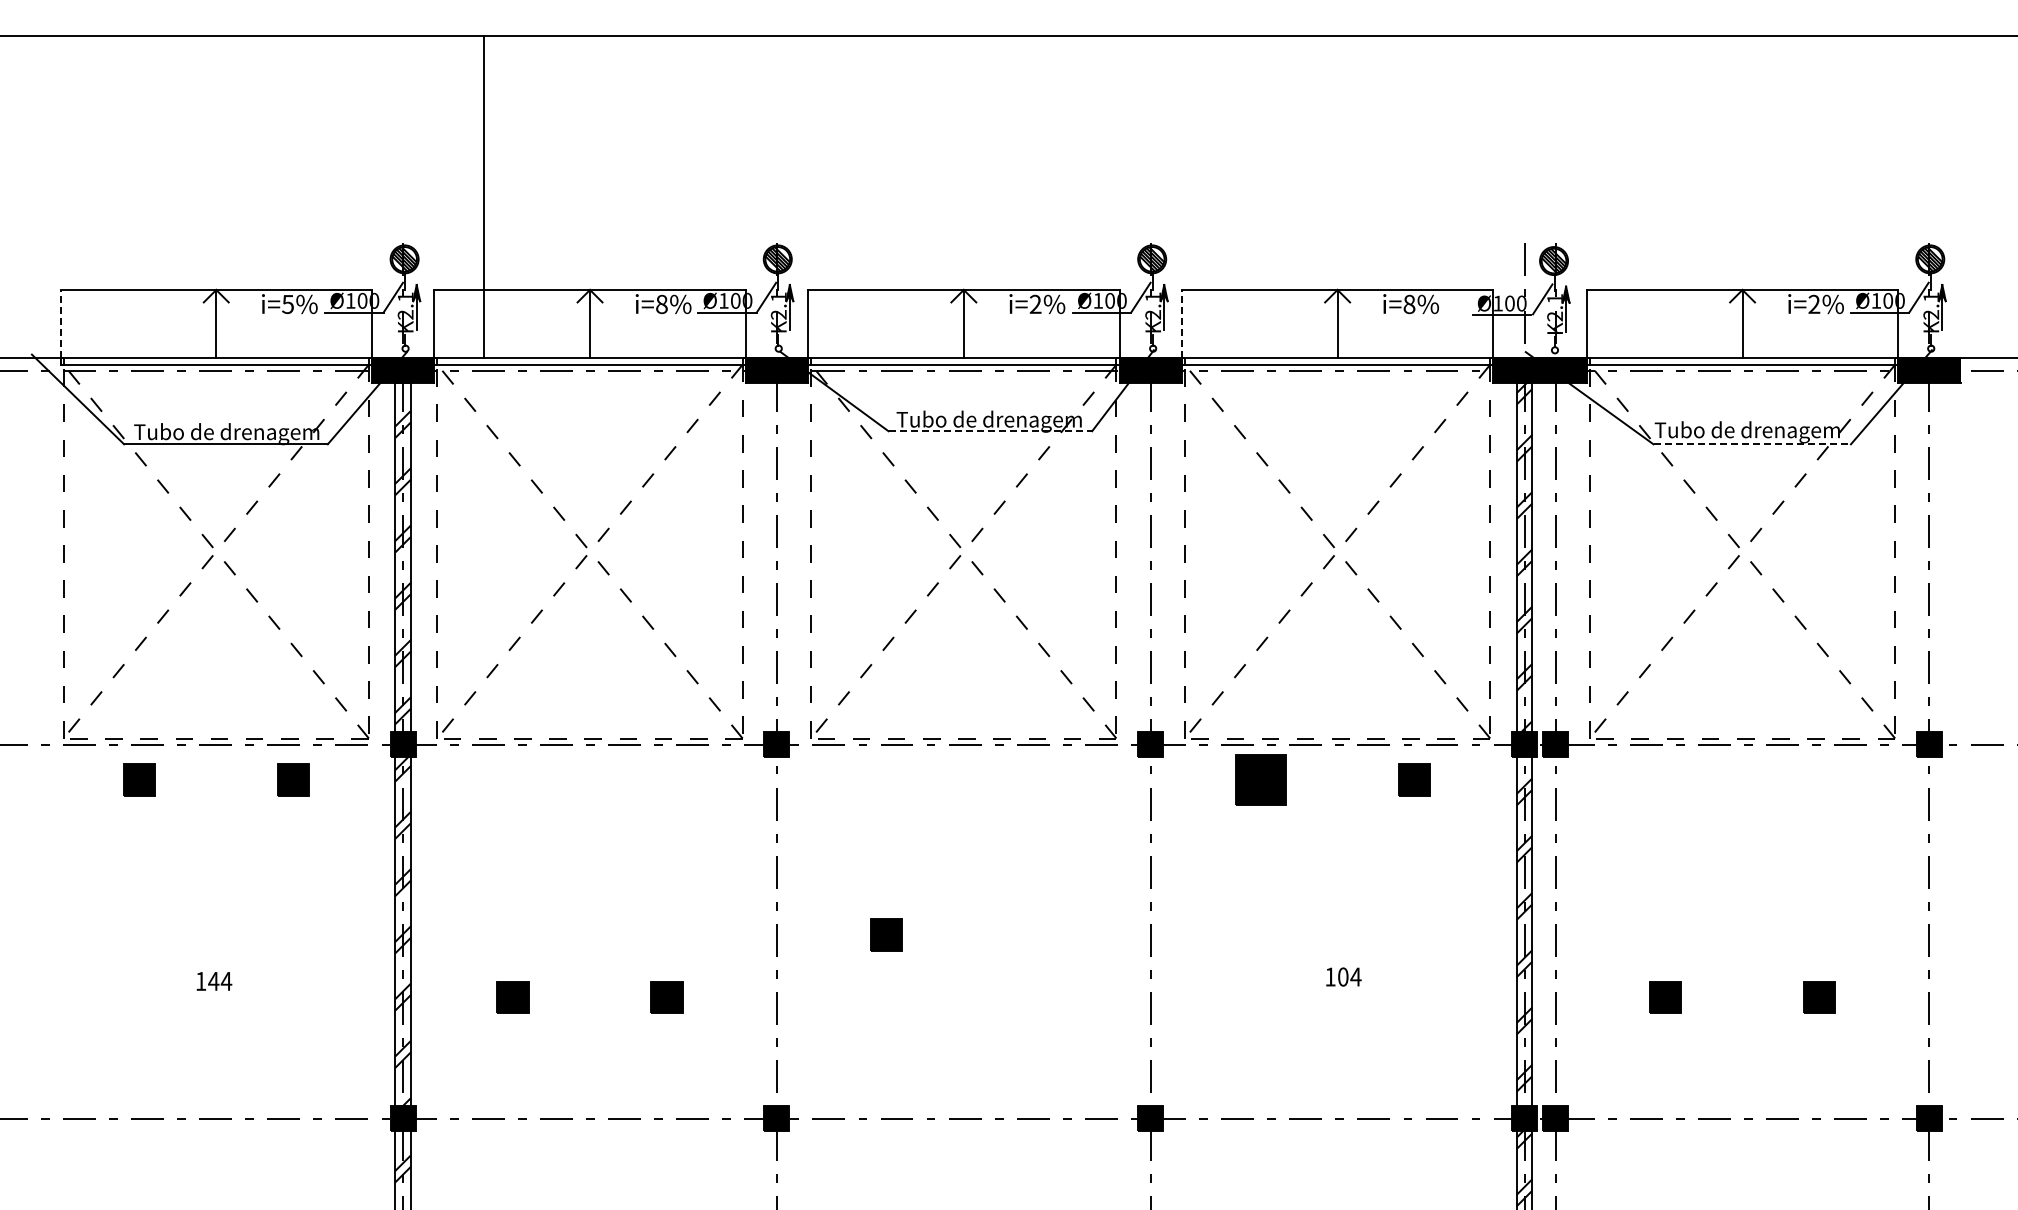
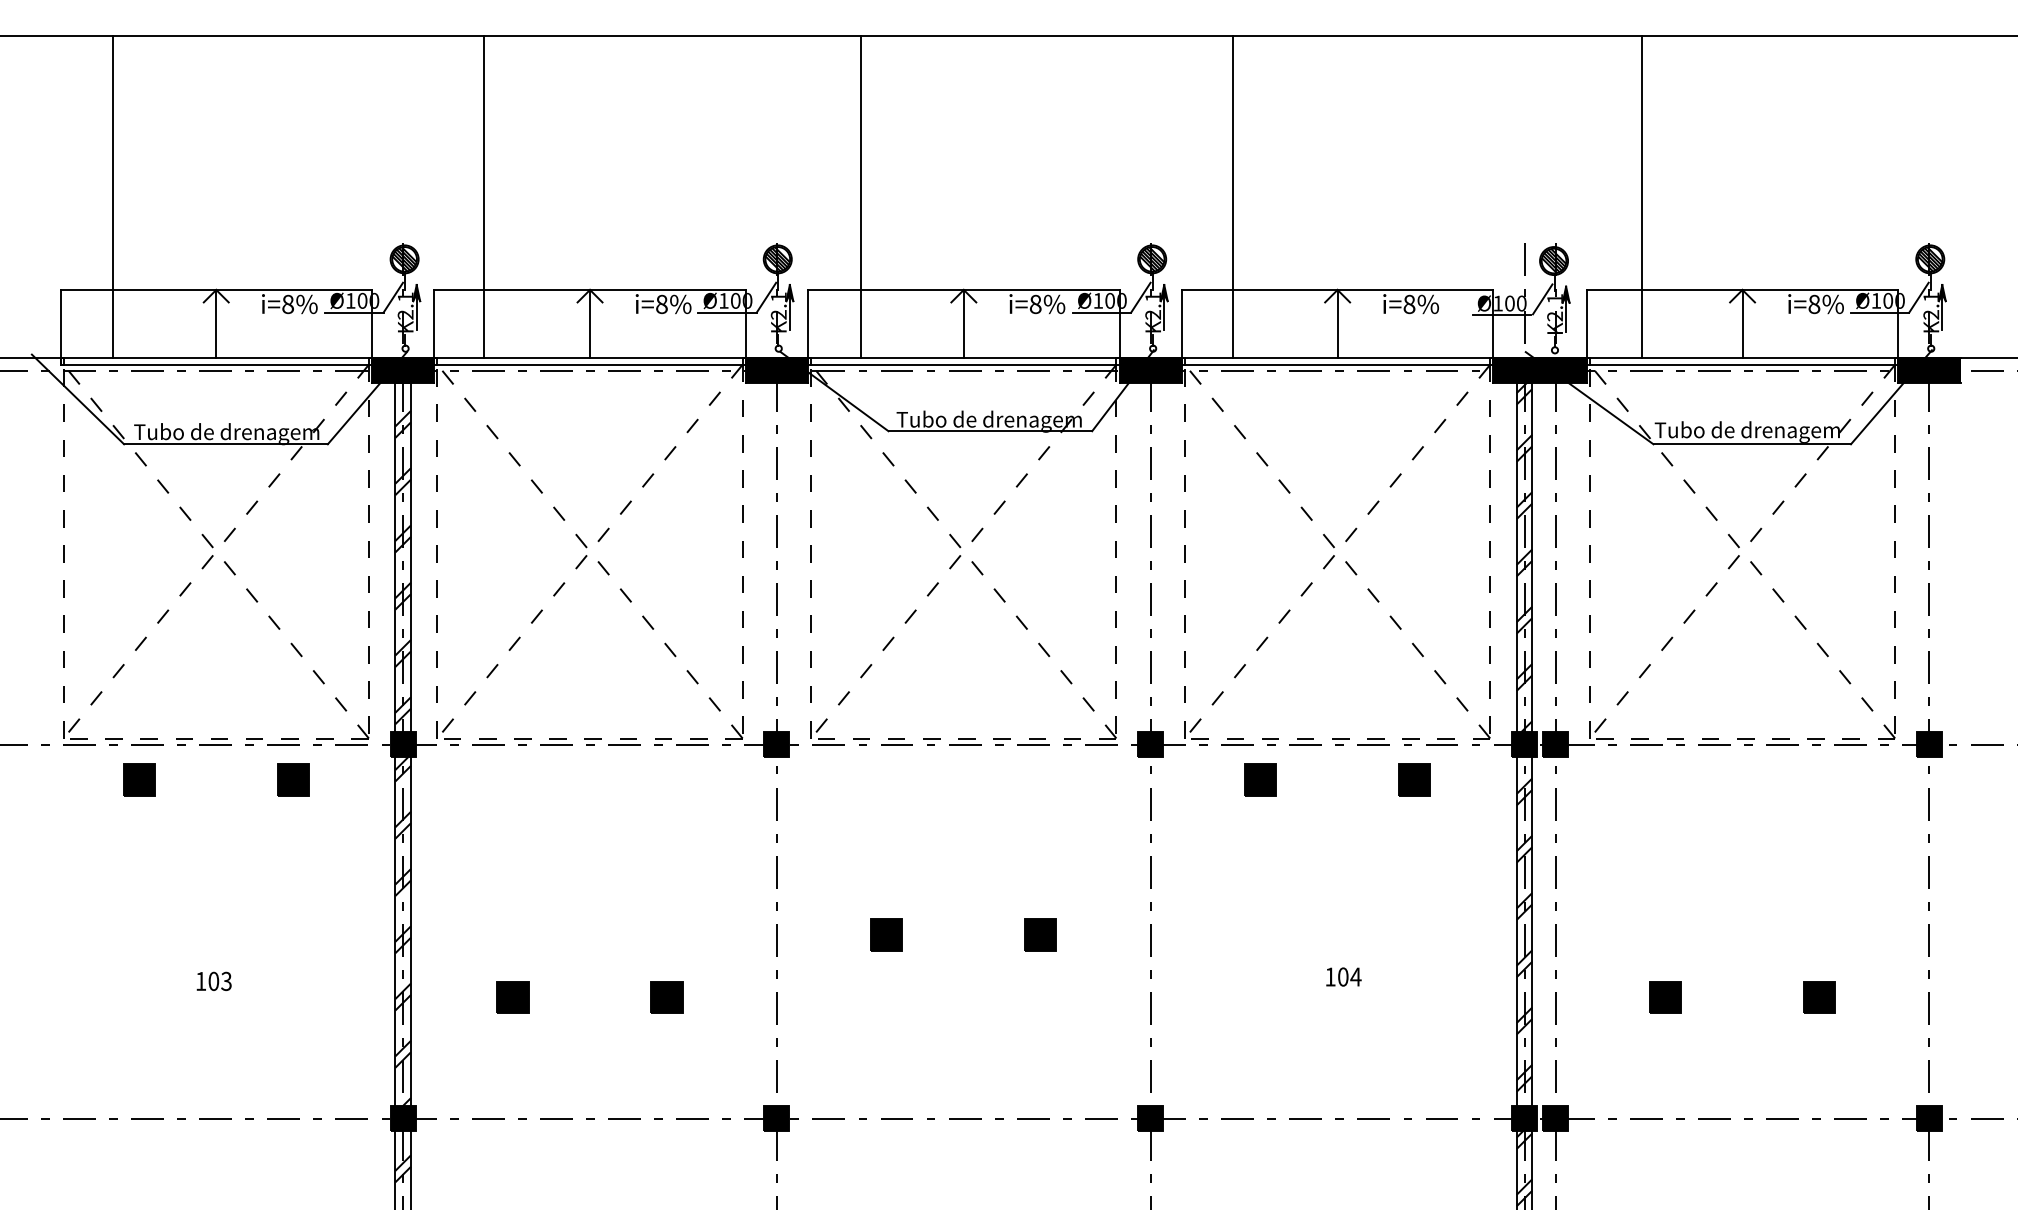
line: none -> present (113, 197)
line: none -> present (861, 197)
line: none -> present (1233, 197)
line: none -> present (1642, 197)
text: i=5% -> i=8% (287, 303)
text: i=2% -> i=8% (1035, 304)
text: i=2% -> i=8% (1814, 304)
line: dashed -> solid (60, 323)
line: dashed -> solid (1181, 323)
line: dashed -> solid (990, 431)
line: dashed -> solid (1752, 444)
part size: 52x52 px -> 33x34 px (1260, 779)
part: none -> present (1040, 934)
text: 144 -> 103 (220, 981)
